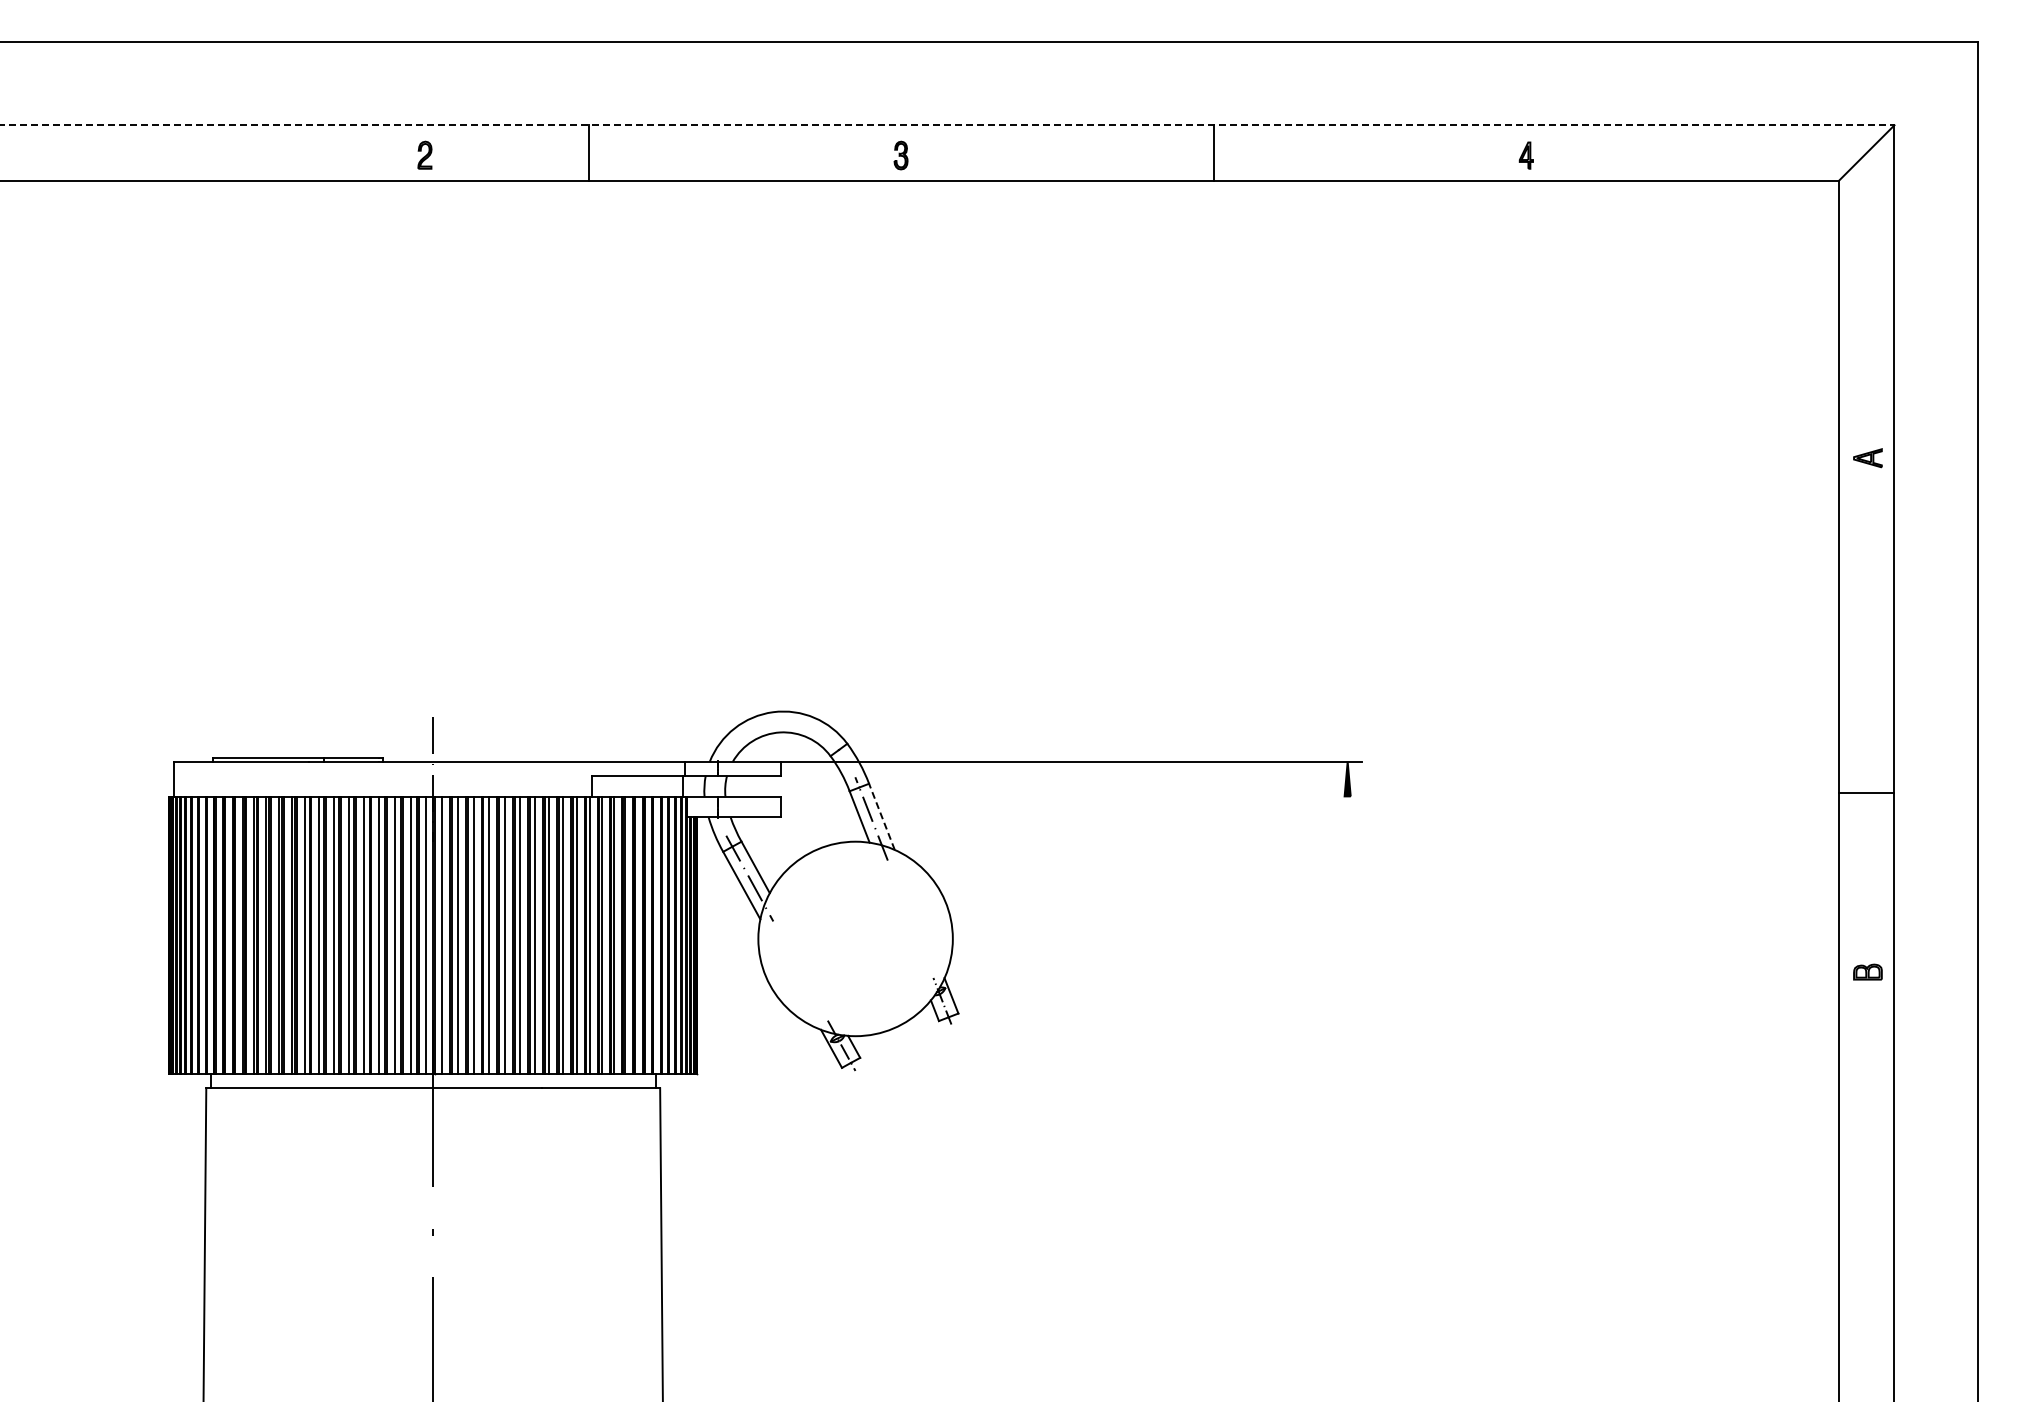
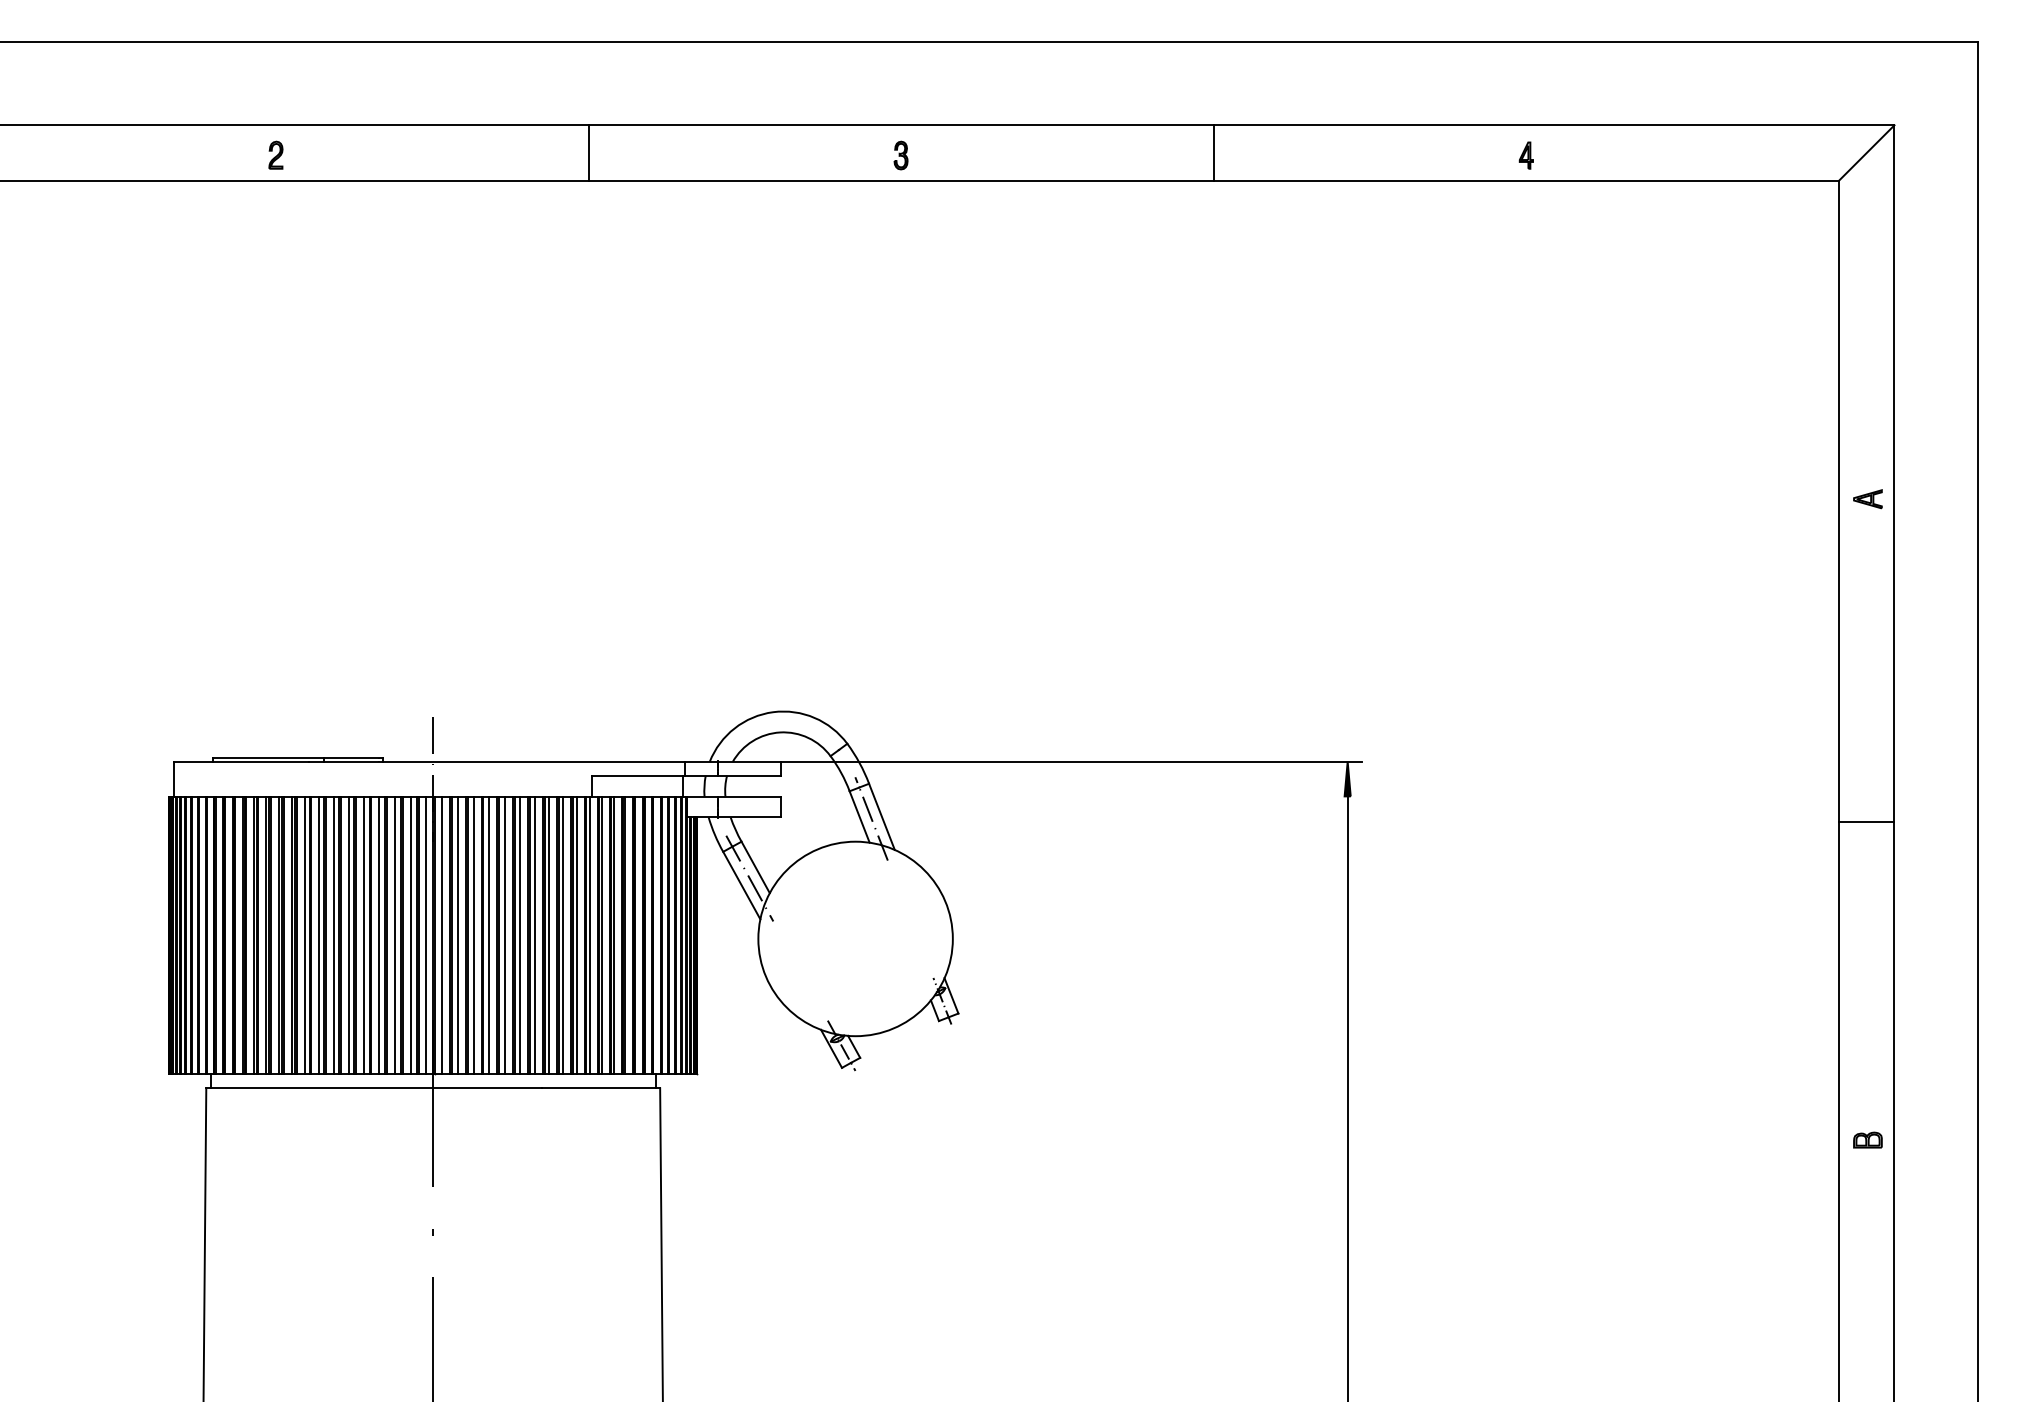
line: dashed -> solid (947, 125)
part position: (424, 154) -> (275, 154) (275, 154)
part position: (1867, 458) -> (1867, 499) (1867, 499)
line position: (1866, 793) -> (1866, 822) (1866, 822)
line: dashed -> solid (881, 816)
part position: (1867, 971) -> (1867, 1139) (1867, 1139)
line: none -> present (1347, 1097)
